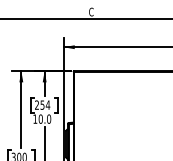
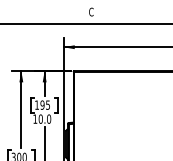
line position: (85, 19) -> (85, 24) (85, 24)
text: 254 -> 195 (42, 104)
